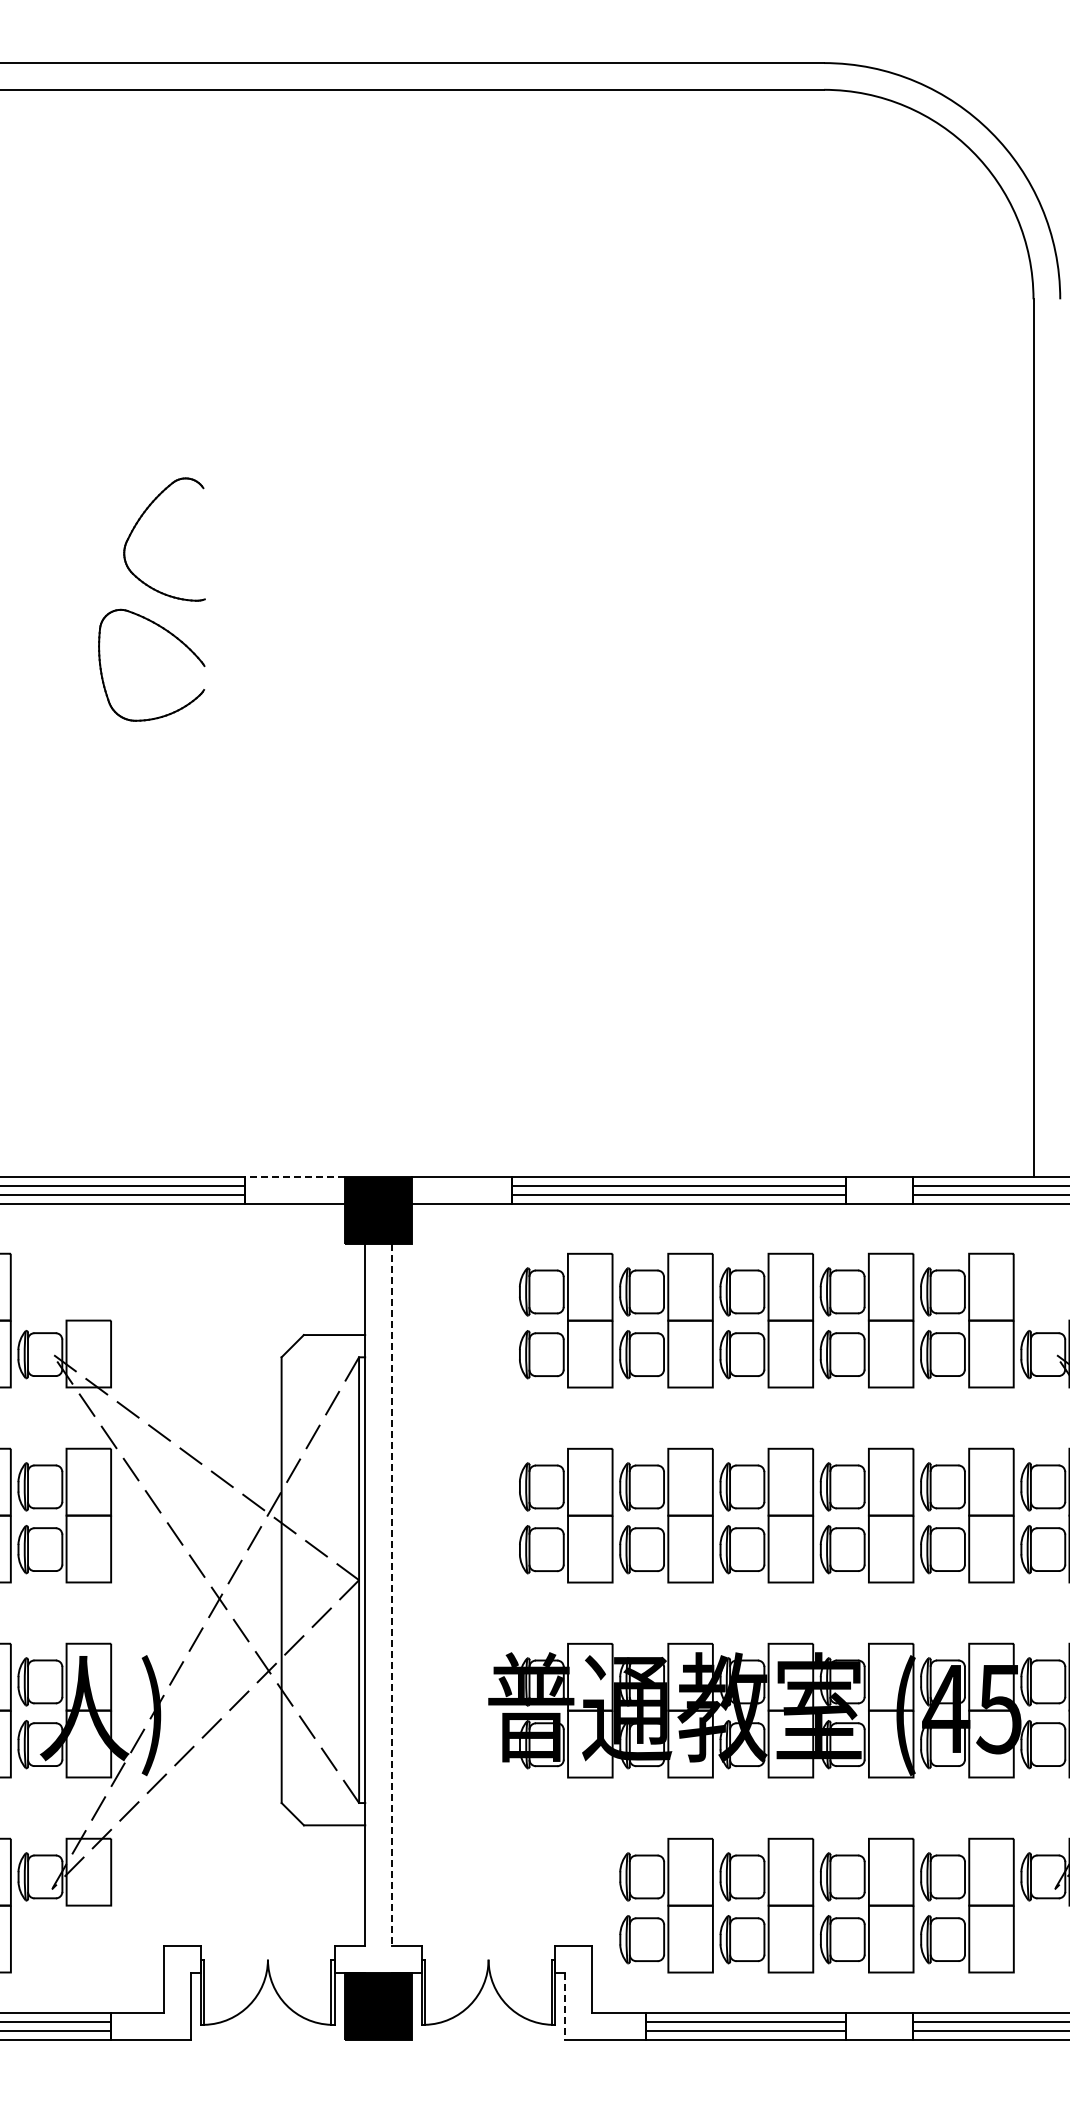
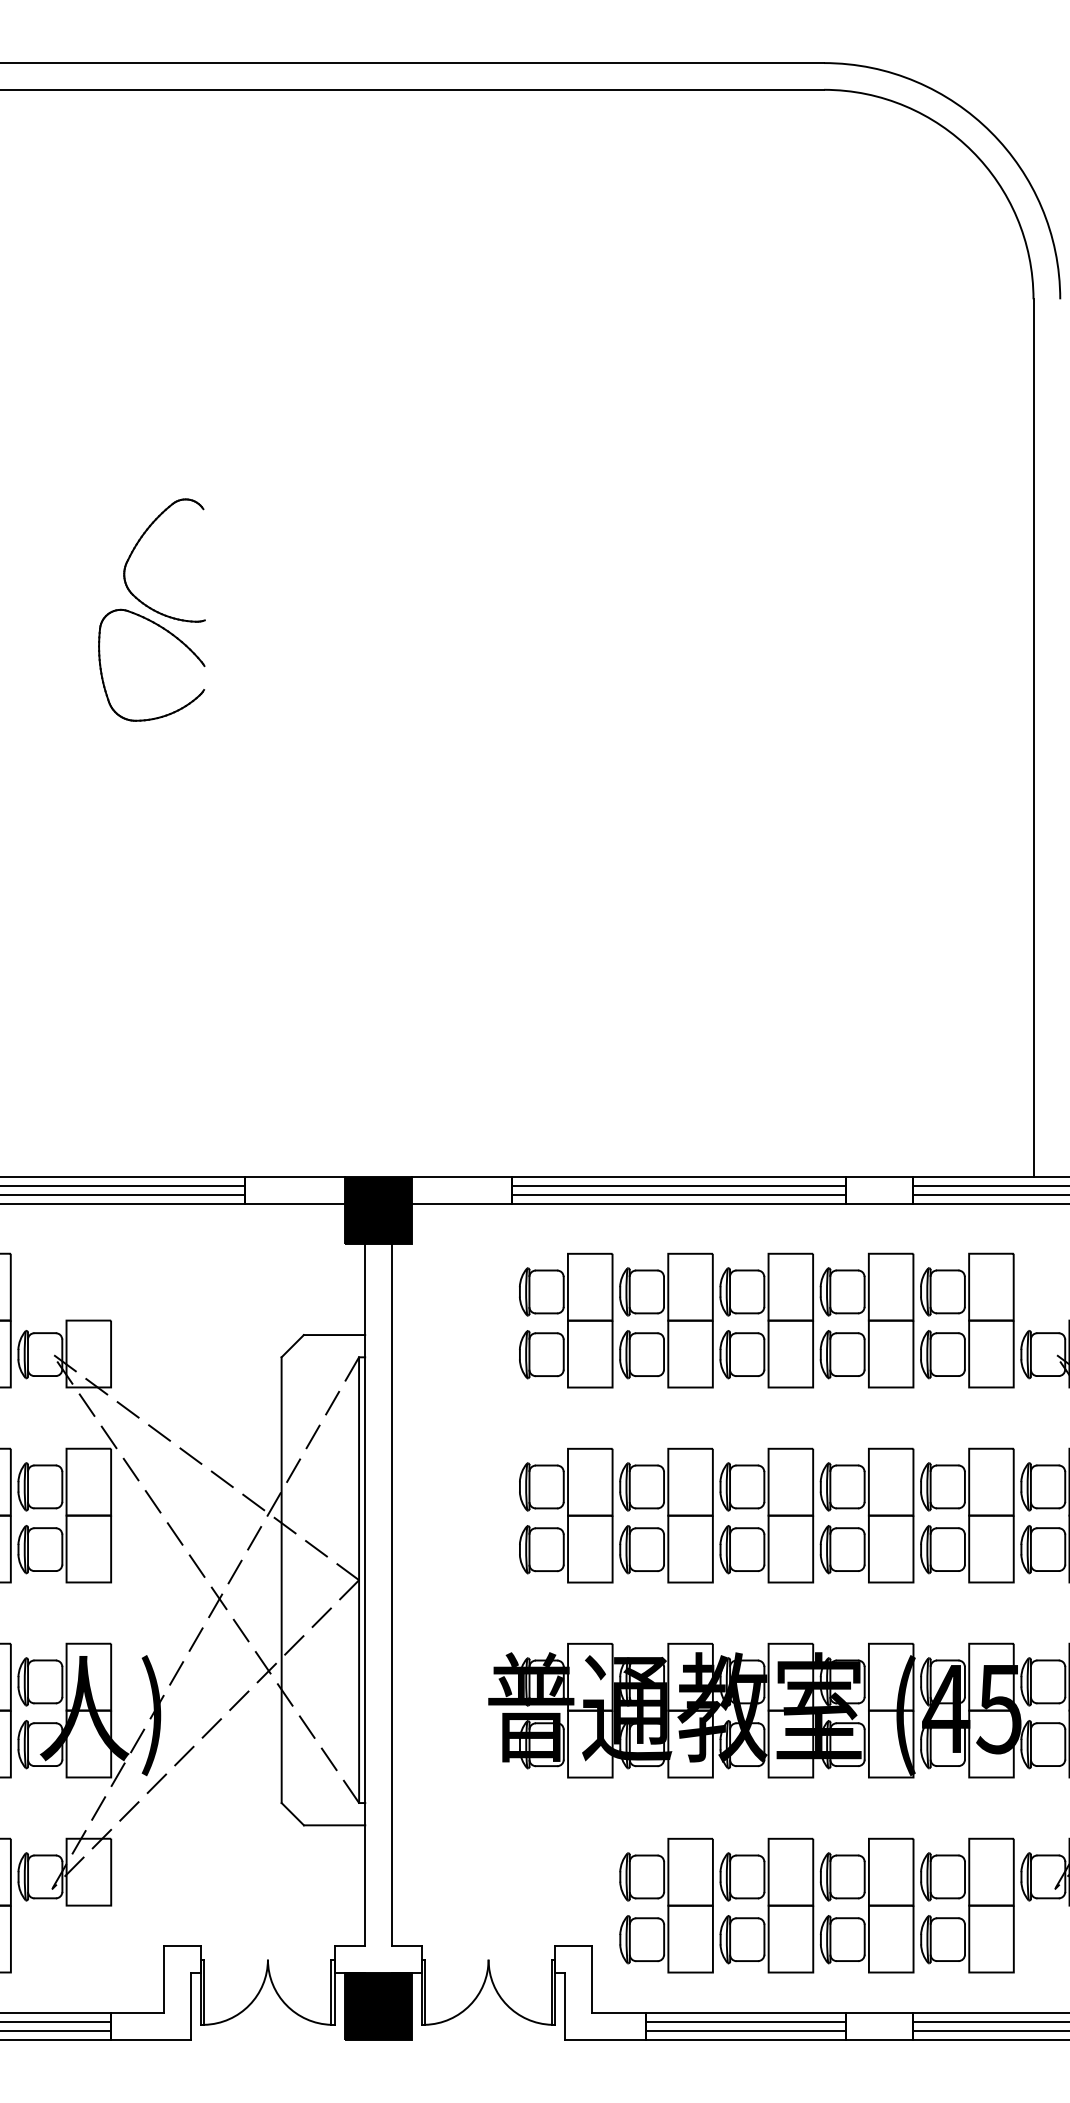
part position: (137, 524) -> (137, 545) (137, 545)
line: dashed -> solid (294, 1177)
line: dashed -> solid (391, 1595)
line: dashed -> solid (565, 2006)
